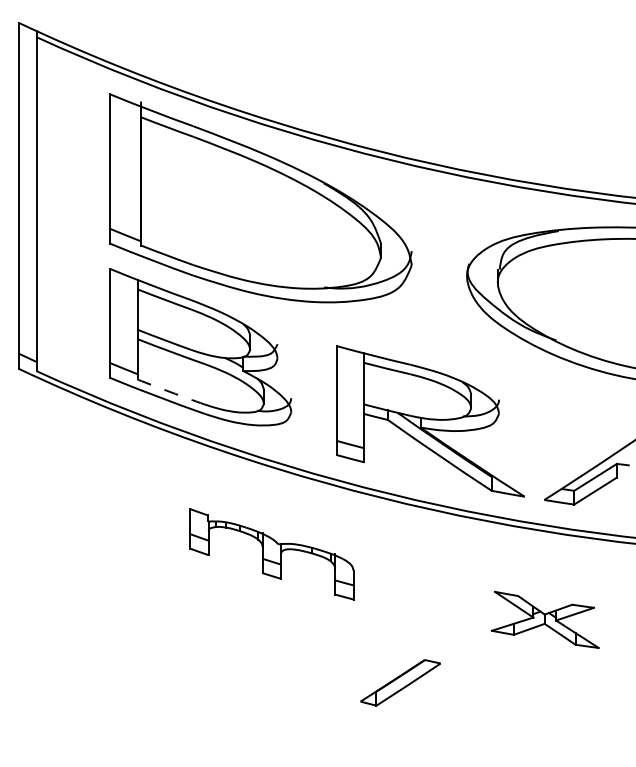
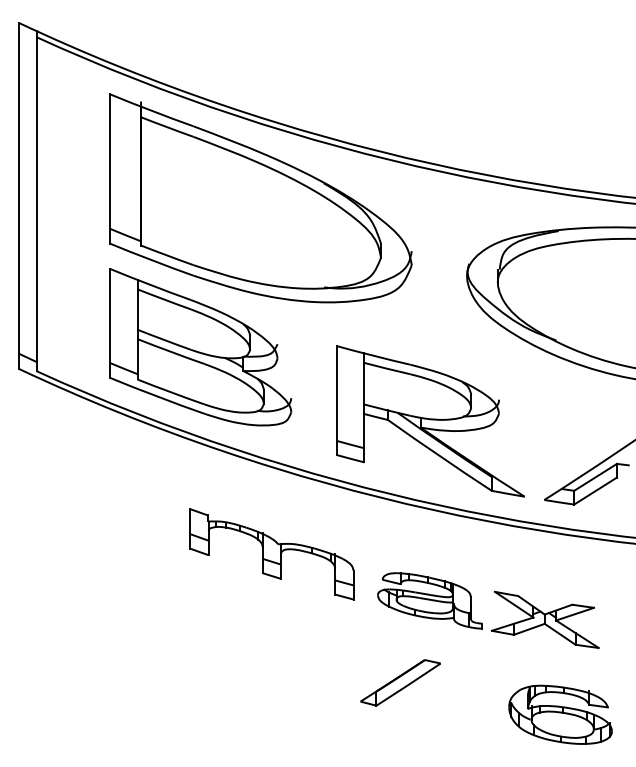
arc: dashed -> solid (171, 392)
part: none -> present (429, 600)
part: none -> present (560, 714)
